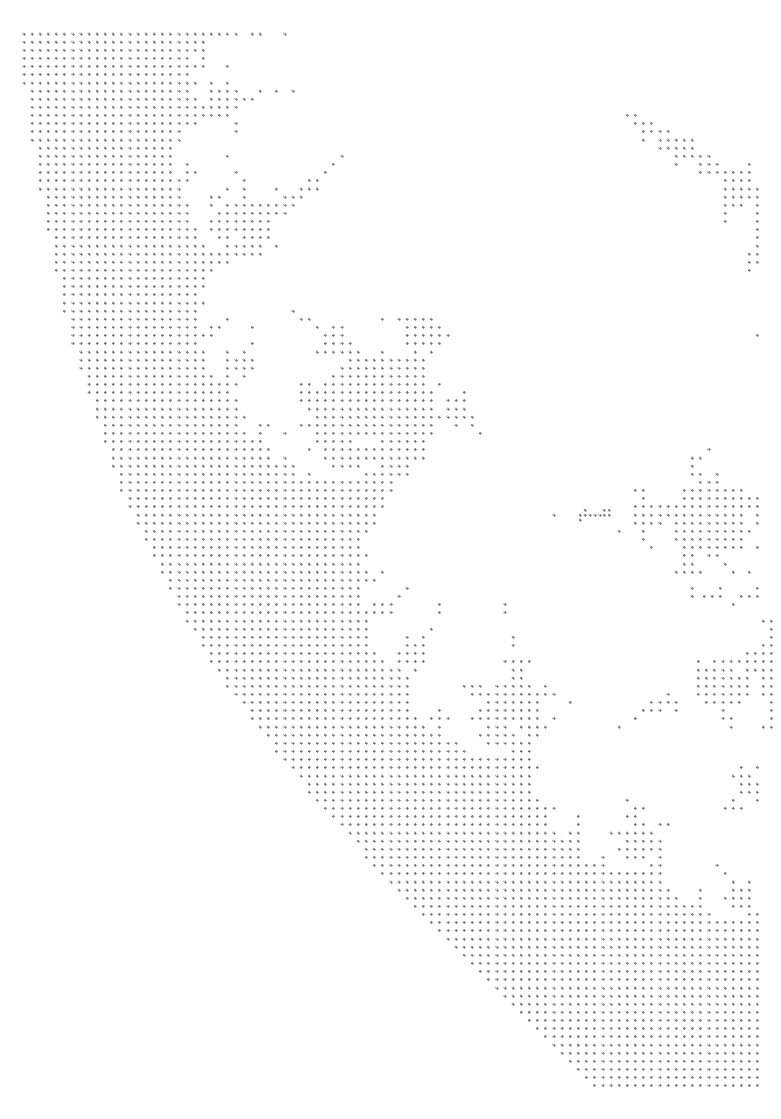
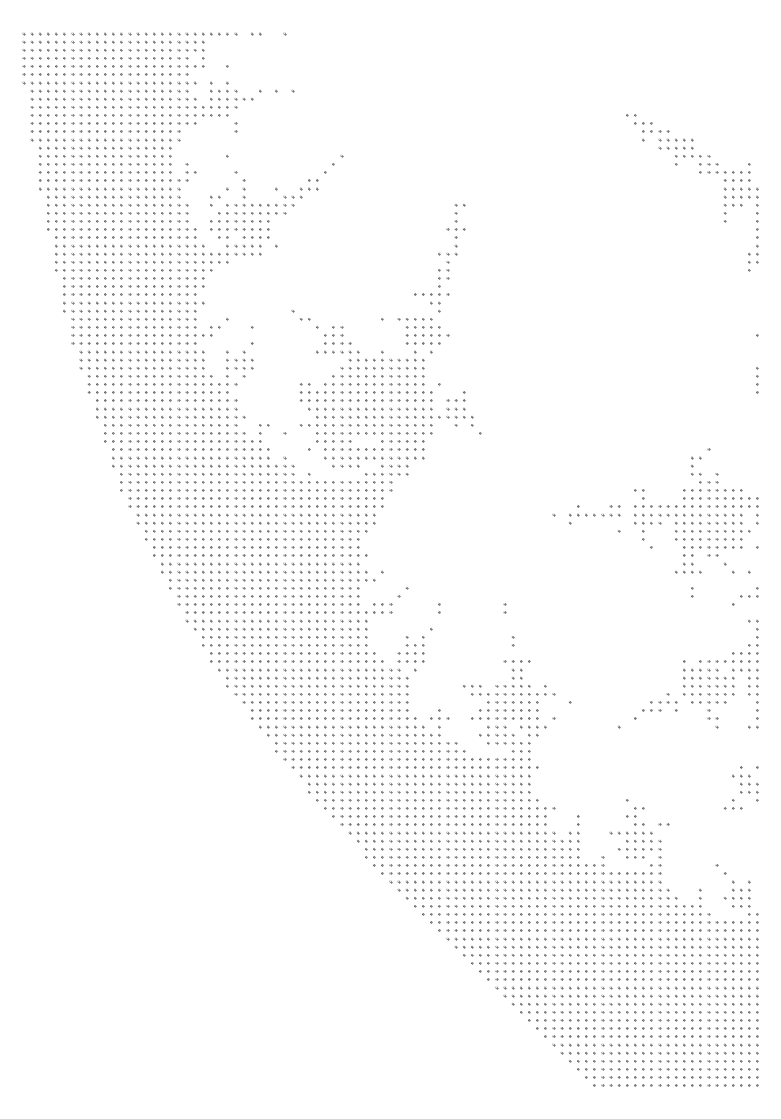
part: none -> present (439, 258)
part: none -> present (757, 380)
part size: 32x13 px -> 52x20 px (594, 514)
part: present -> none (712, 592)
part position: (734, 673) -> (720, 673) (720, 673)
